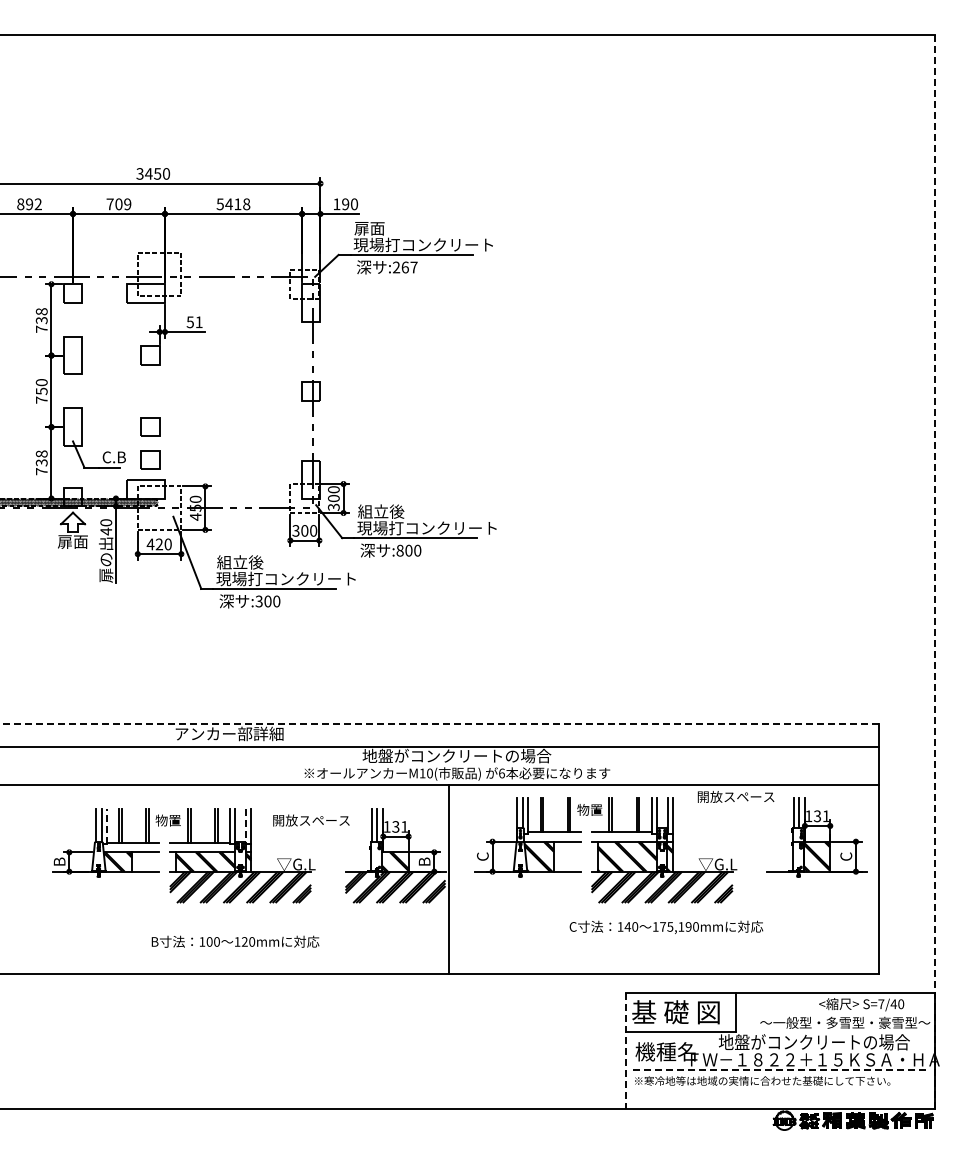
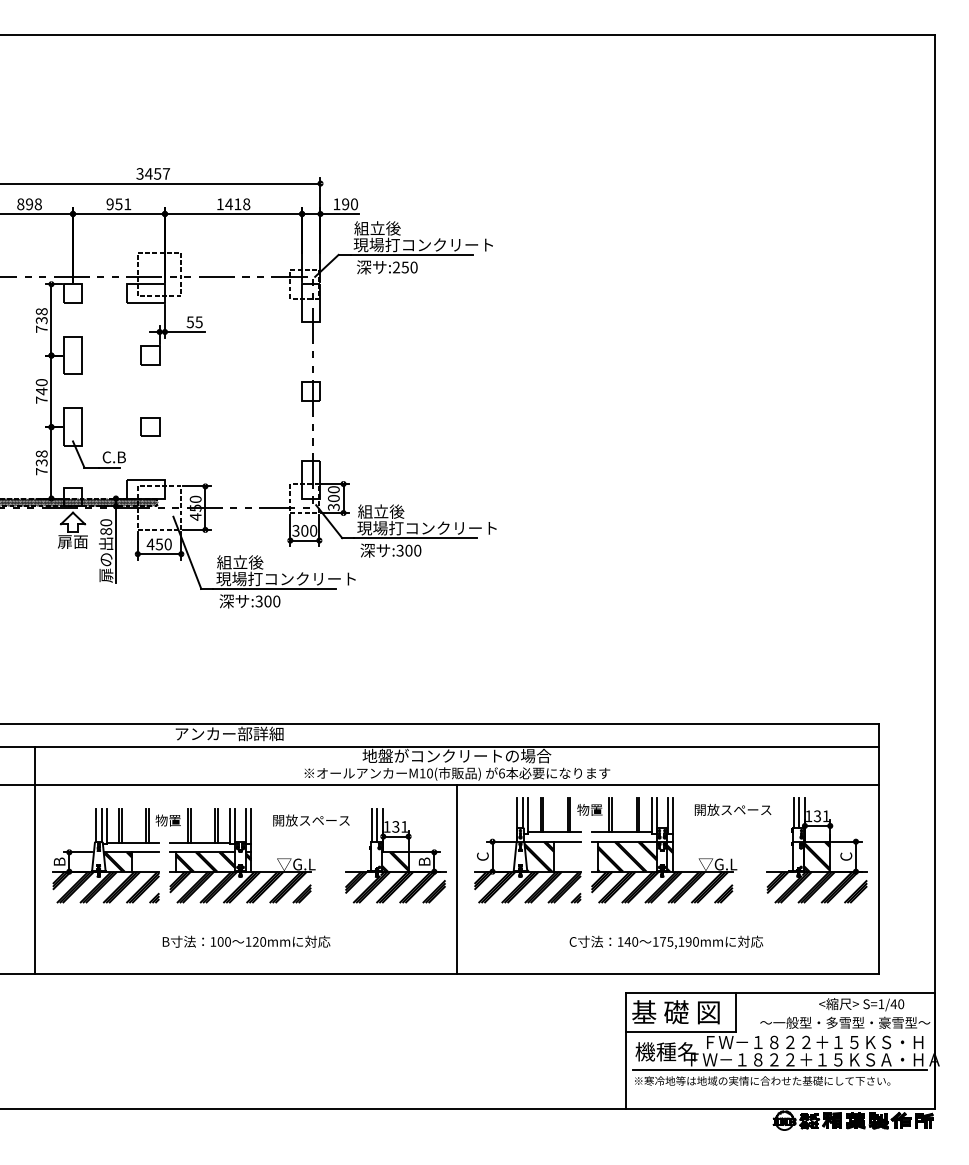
text: 3450 -> 3457 (166, 173)
text: 892 -> 898 (37, 204)
text: 709 -> 951 (118, 204)
text: 5418 -> 1418 (219, 204)
text: 扉面 -> 組立後 (377, 228)
text: :267 -> :250 (409, 267)
text: 51 -> 55 (198, 322)
text: 750 -> 740 (41, 391)
part: present -> none (150, 459)
text: 40 -> 80 (106, 531)
text: 420 -> 450 (158, 544)
text: :800 -> :300 (399, 550)
line: dashed -> solid (935, 571)
line: dashed -> solid (439, 724)
text position: (735, 796) -> (732, 809) (732, 809)
line: dashed -> solid (106, 826)
line: dashed -> solid (245, 826)
line: none -> present (35, 860)
line position: (448, 878) -> (456, 878) (456, 878)
hatch: none -> present (105, 887)
hatch: none -> present (527, 887)
hatch: none -> present (817, 887)
text position: (666, 926) -> (666, 941) (666, 941)
text position: (235, 941) -> (246, 941) (246, 941)
text: S=7/40 -> S=1/40 (881, 1003)
text: 地盤がコンクリートの場合 -> ＦＷ－１８２２＋１５ＫＳ・Ｈ (815, 1042)
line: dashed -> solid (625, 1051)
line: dashed -> solid (780, 1070)
